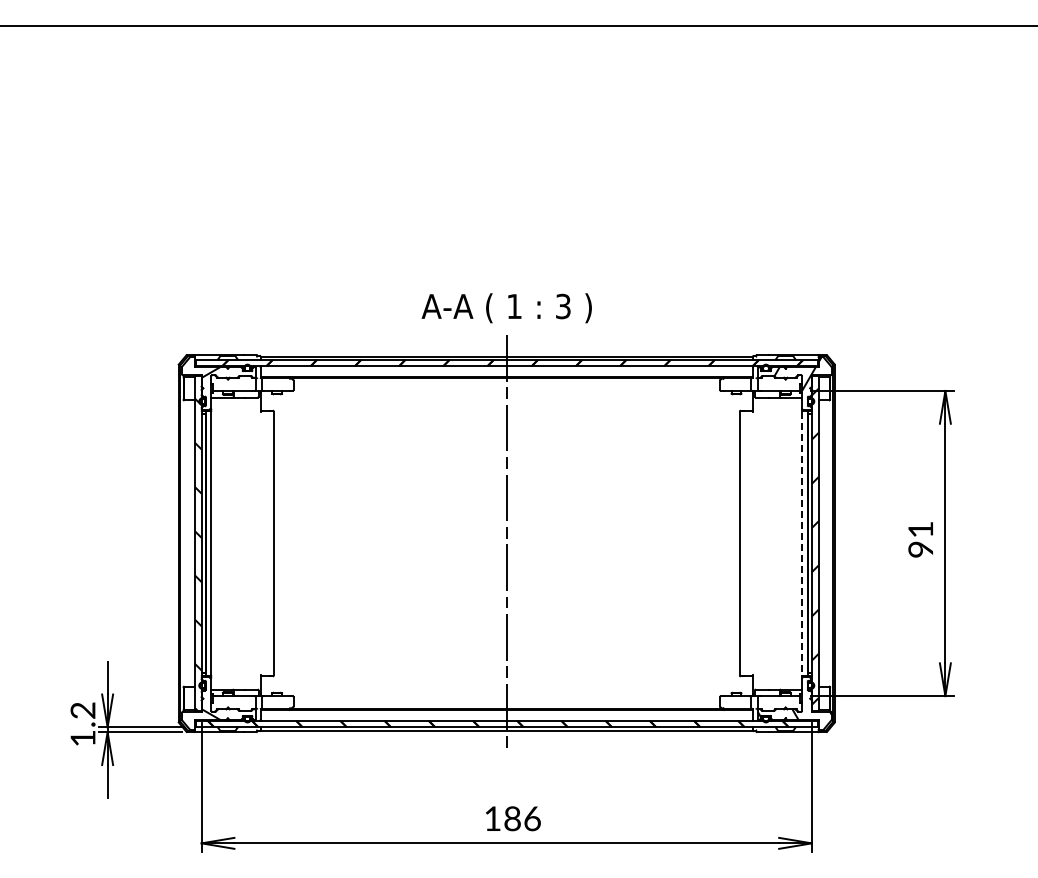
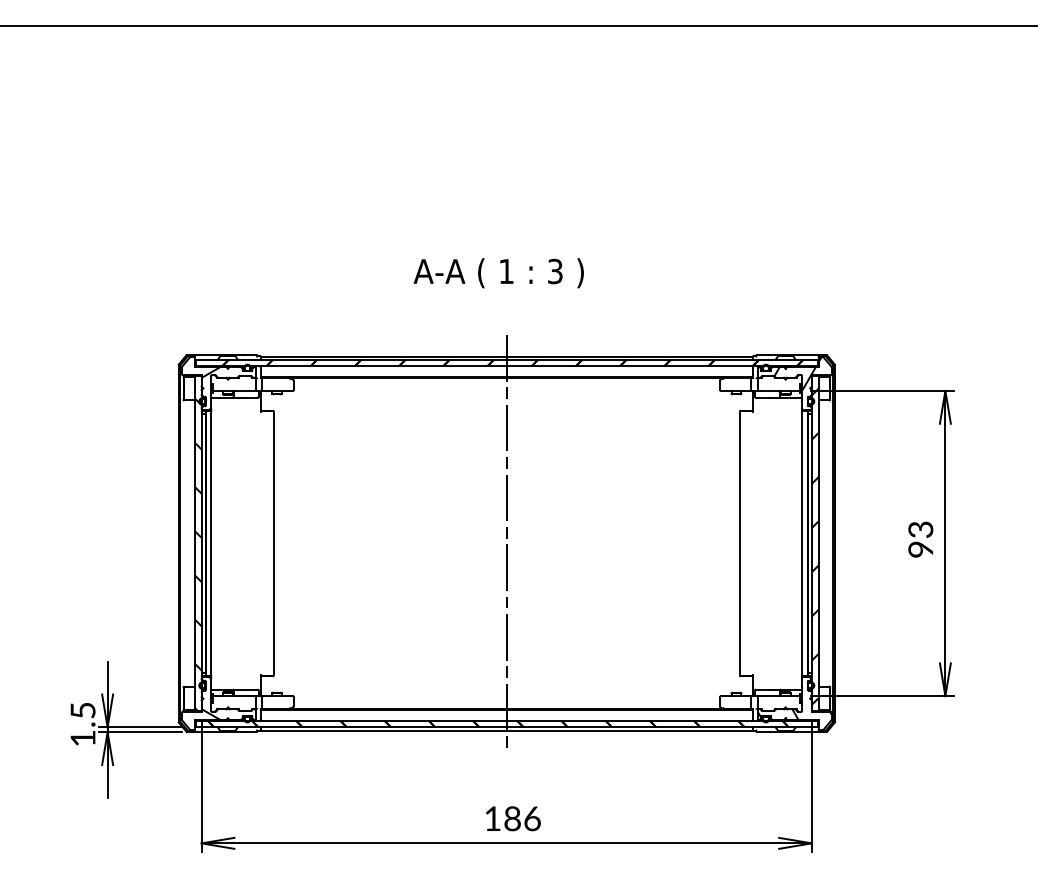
text position: (506, 308) -> (498, 273) (498, 273)
text: 91 -> 93 (920, 529)
line: dashed -> solid (802, 543)
text: 1.2 -> 1.5 (82, 710)
